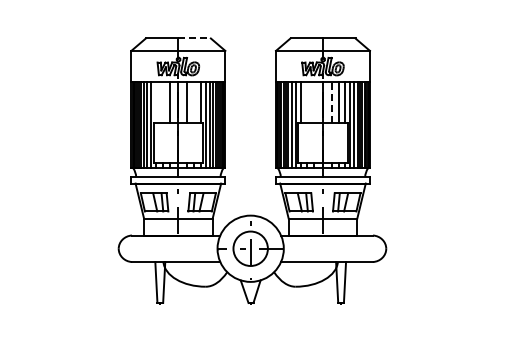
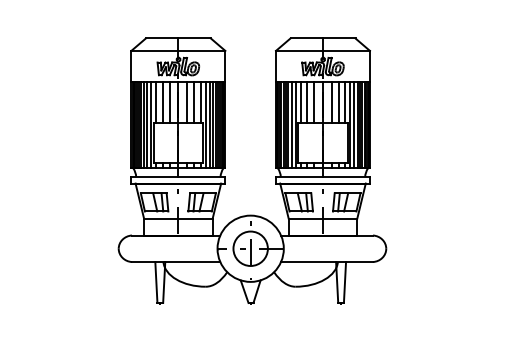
line: dashed -> solid (195, 38)
line: dashed -> solid (331, 101)
line: none -> present (156, 102)
line: none -> present (162, 102)
line: none -> present (194, 102)
line: none -> present (307, 102)
line: none -> present (314, 102)
